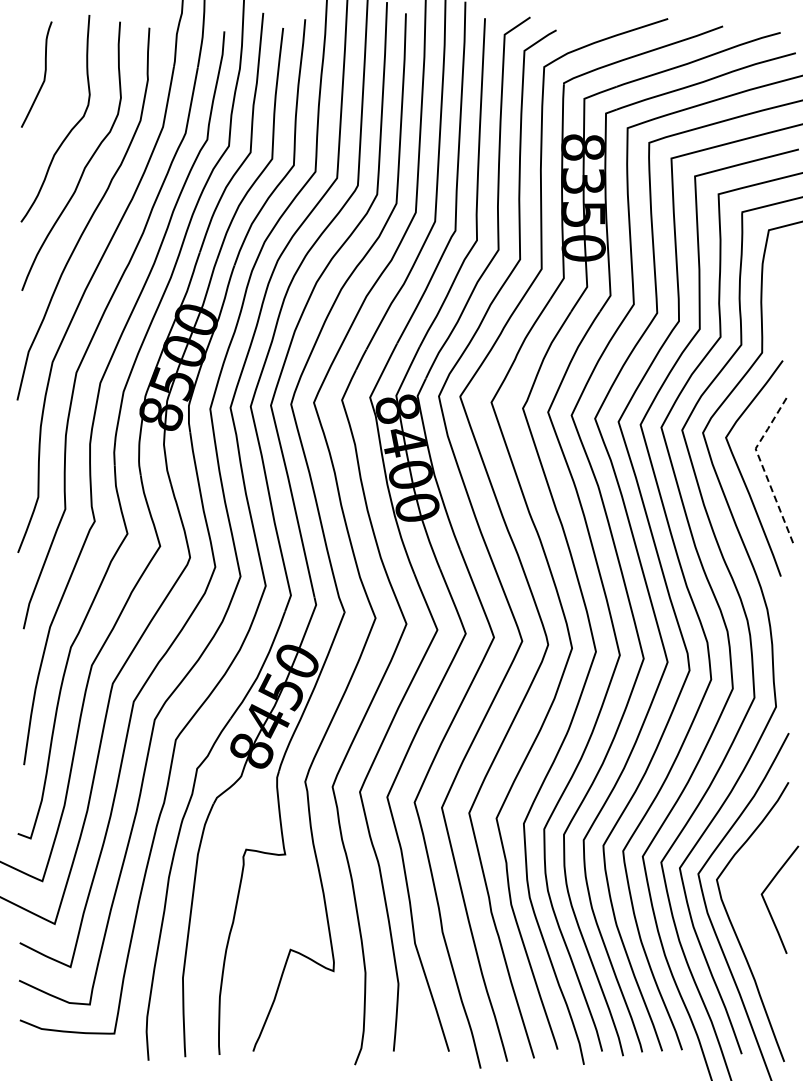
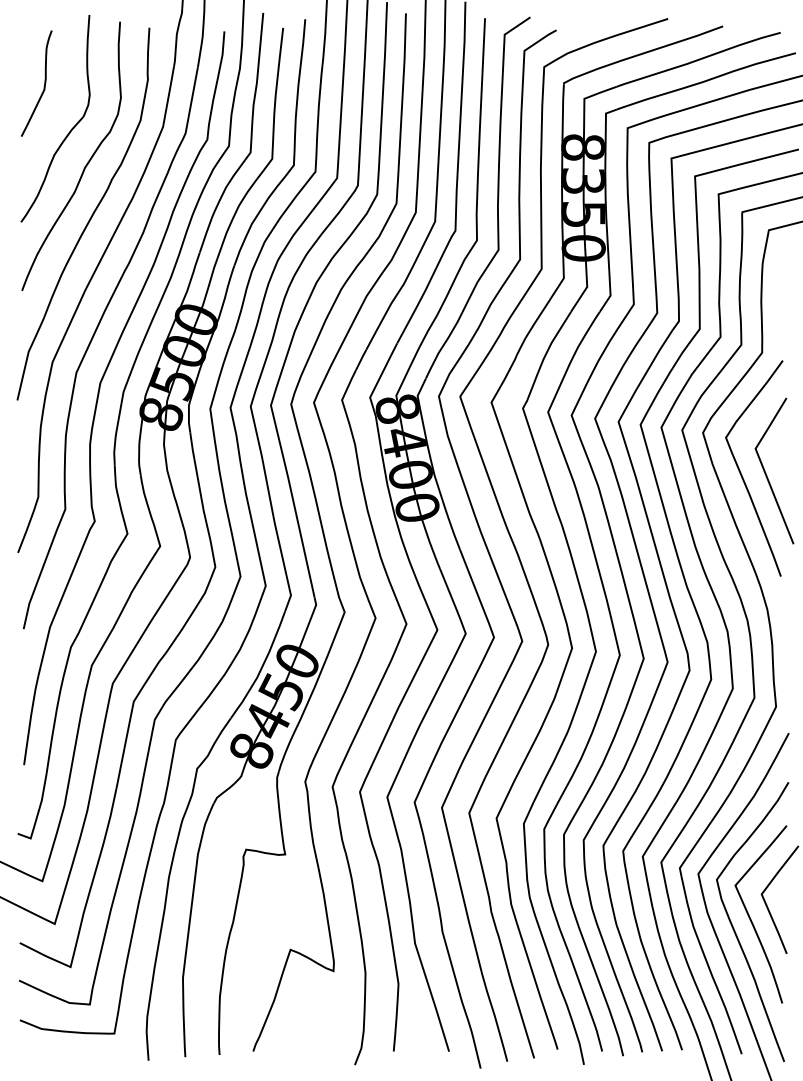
curve position: (43, 77) -> (43, 86) (43, 86)
line: dashed -> solid (763, 468)
curve: none -> present (750, 916)
